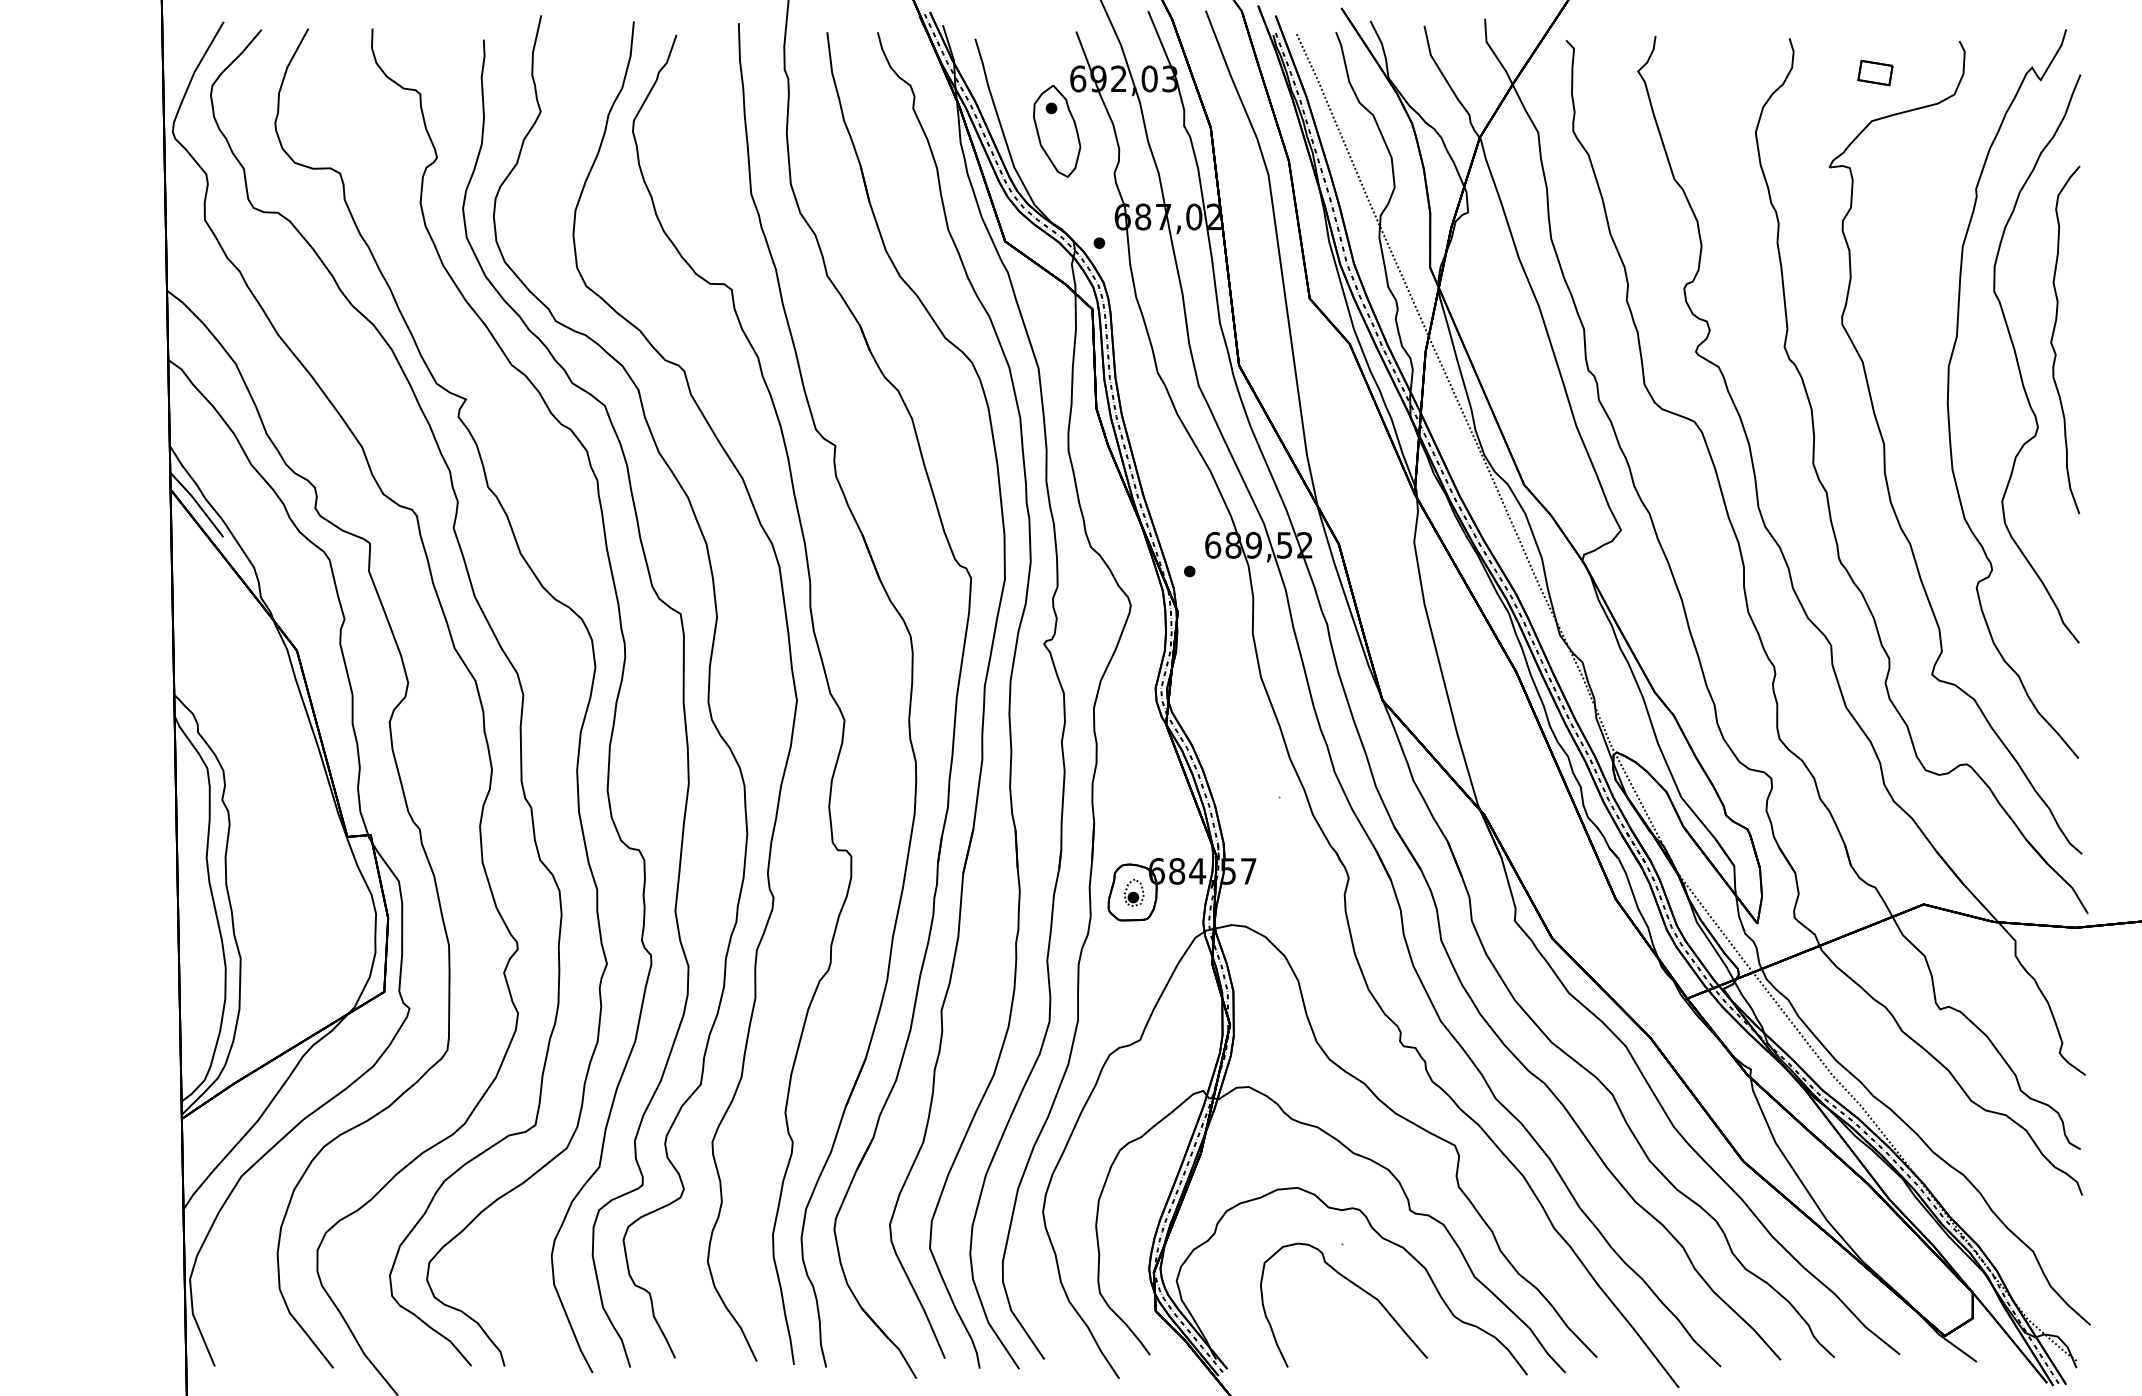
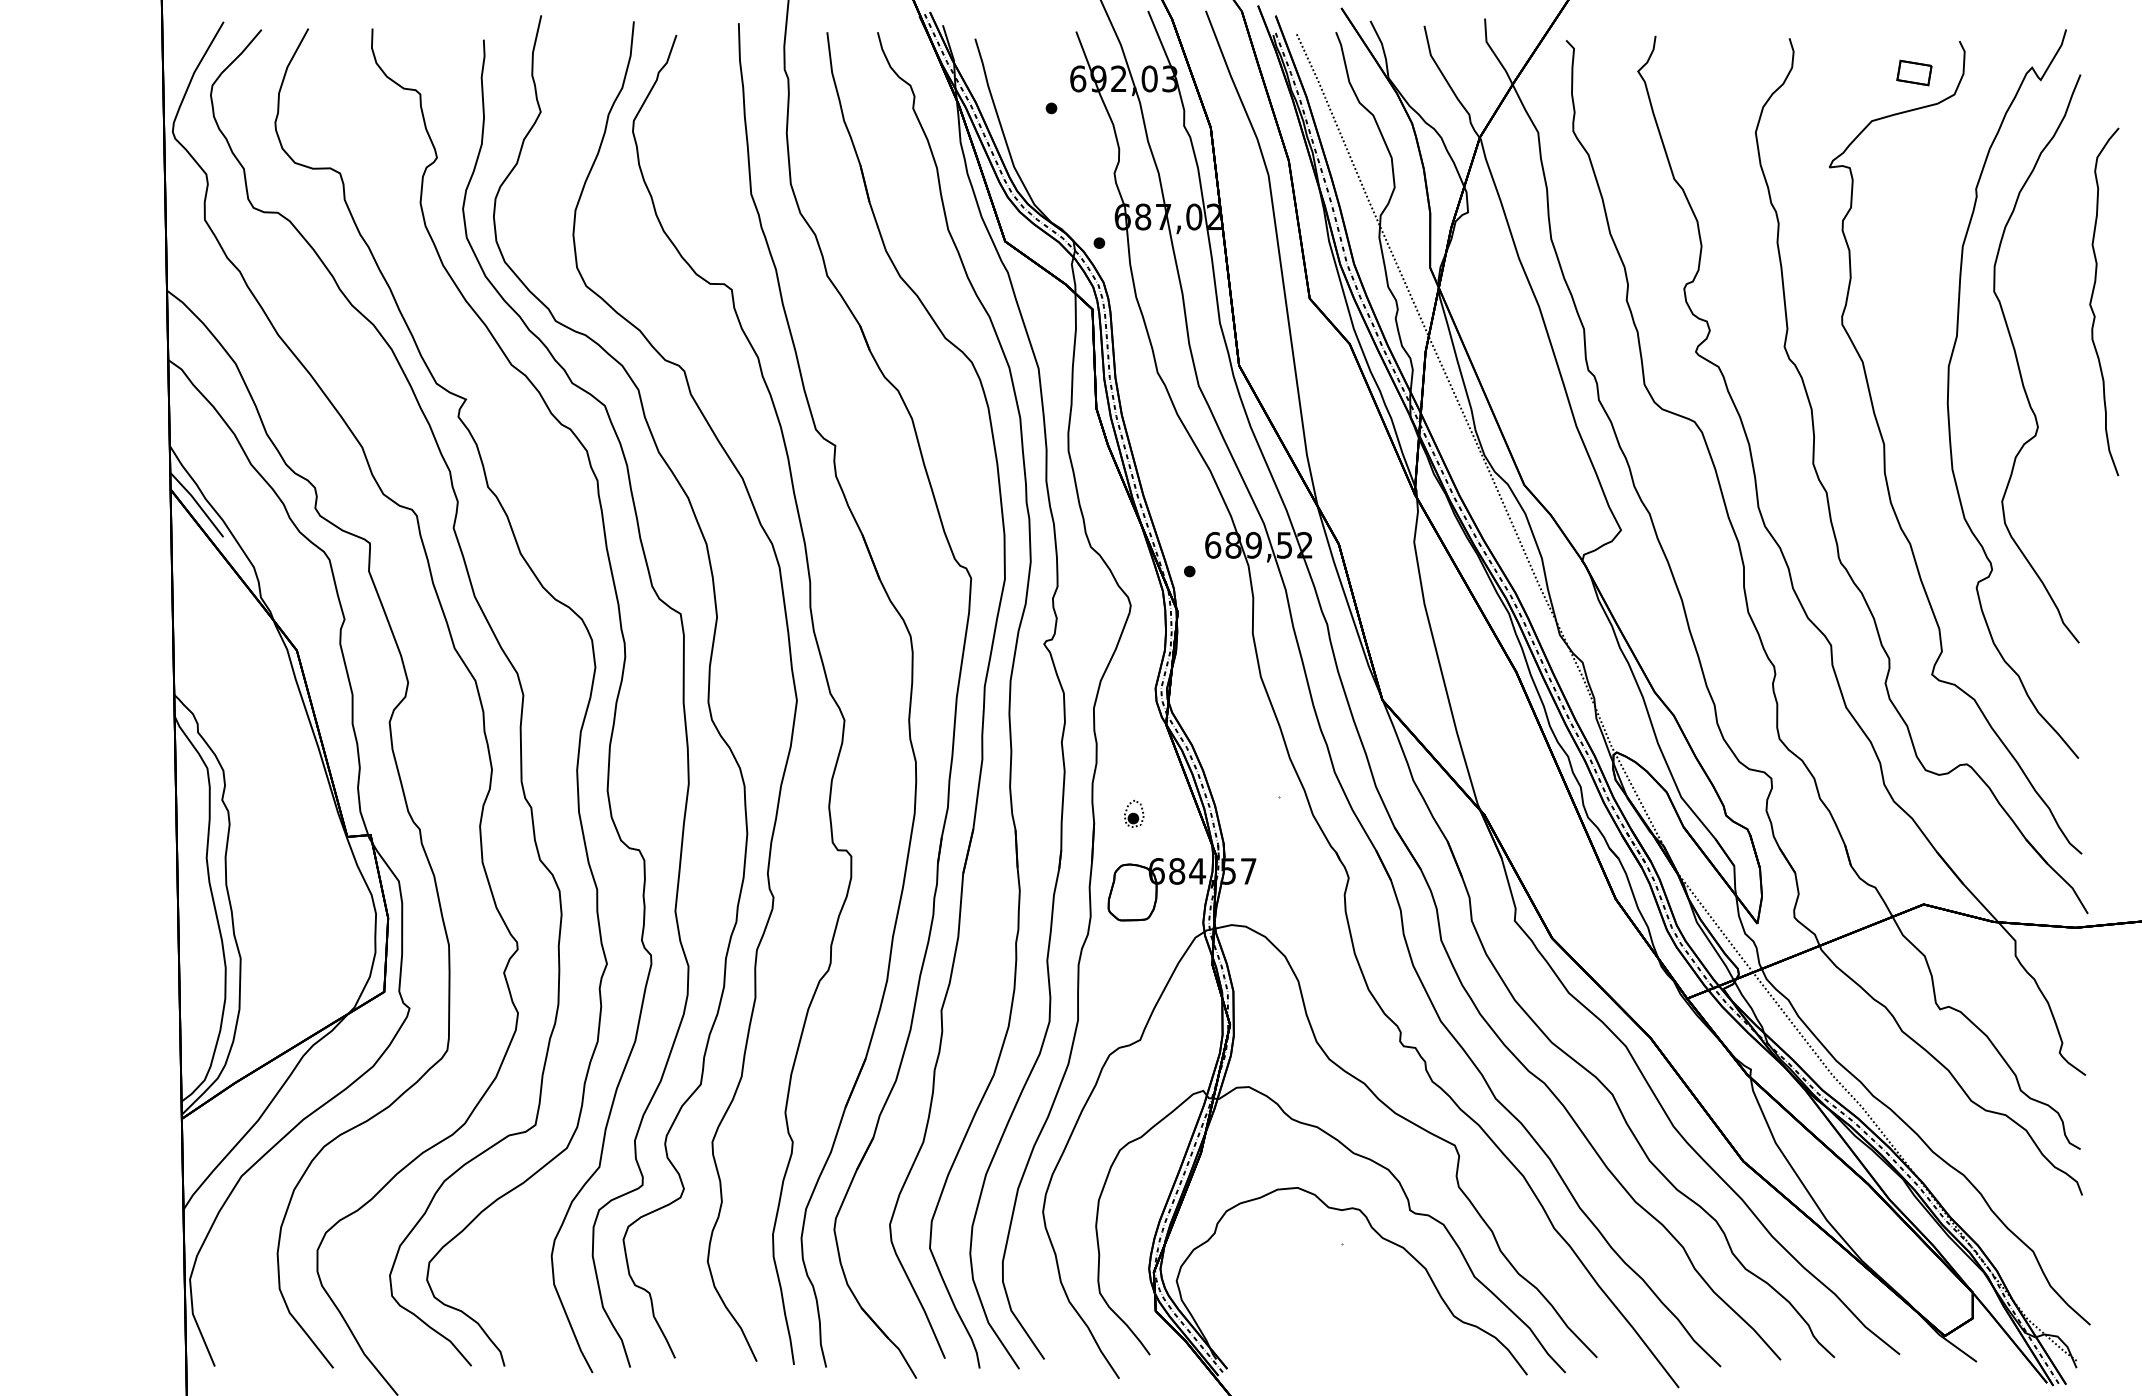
part position: (1875, 72) -> (1914, 72) (1914, 72)
part: present -> none (1057, 131)
curve position: (2053, 337) -> (2092, 299) (2092, 299)
part position: (1134, 892) -> (1134, 813) (1134, 813)
part: present -> none (1354, 1285)
